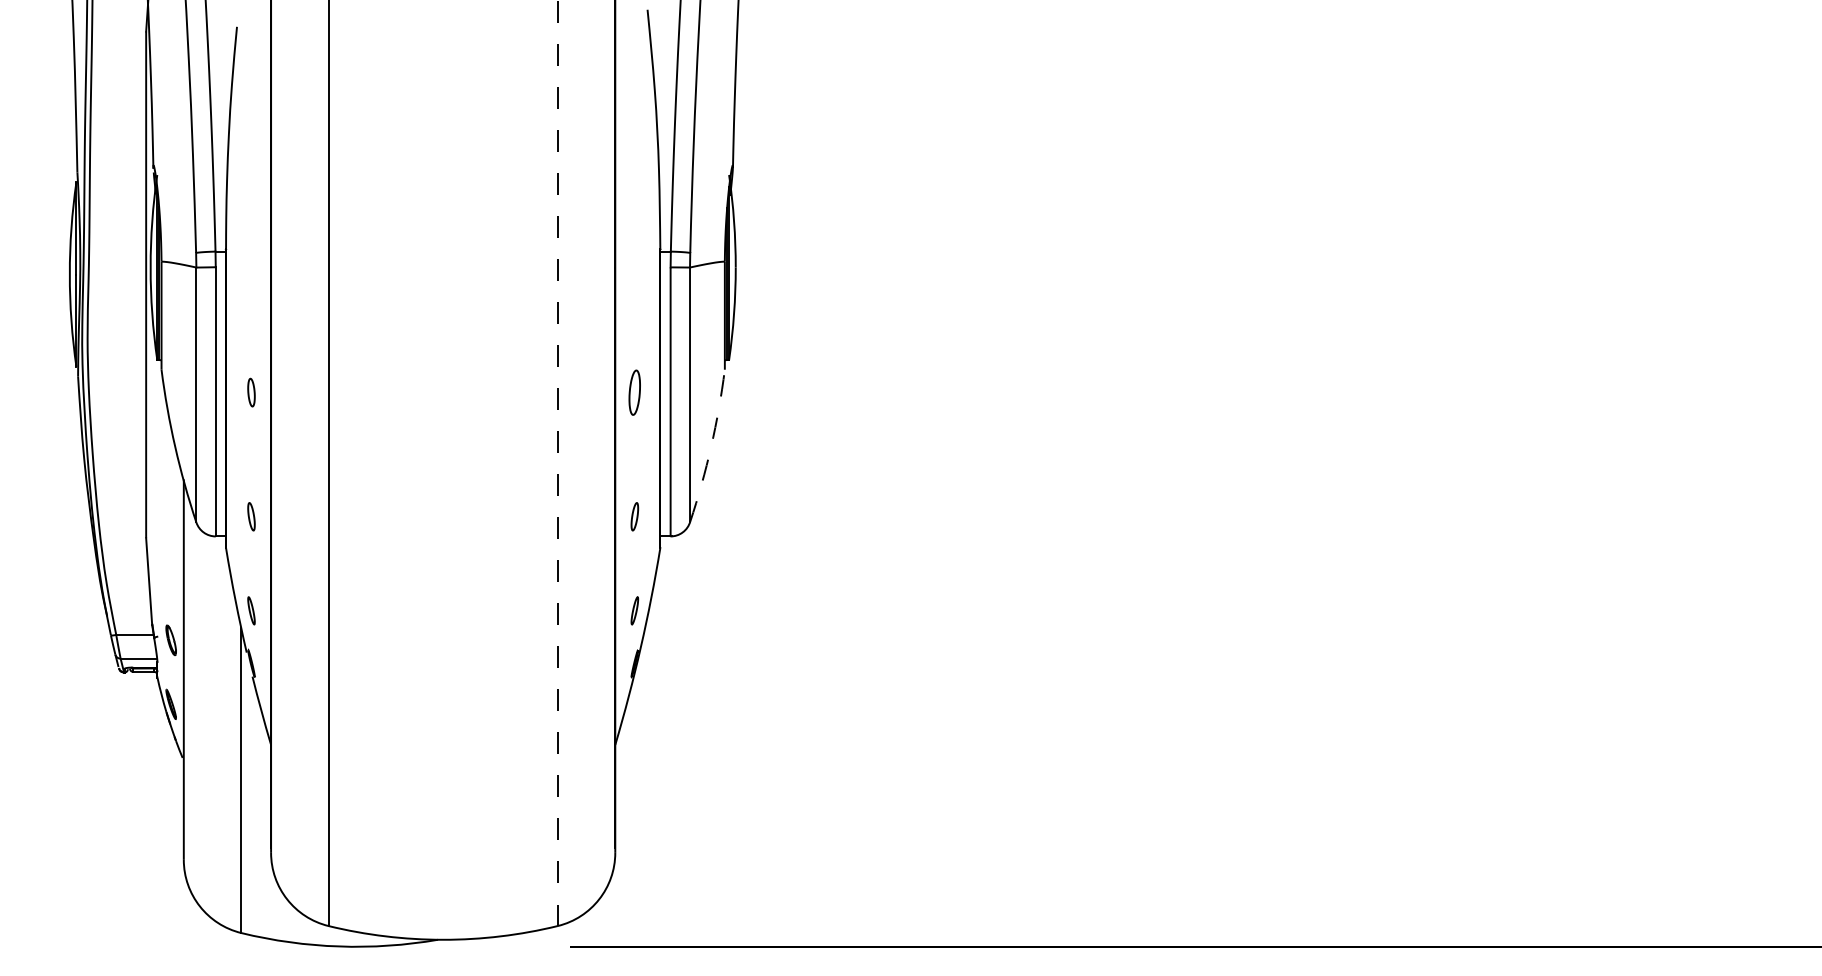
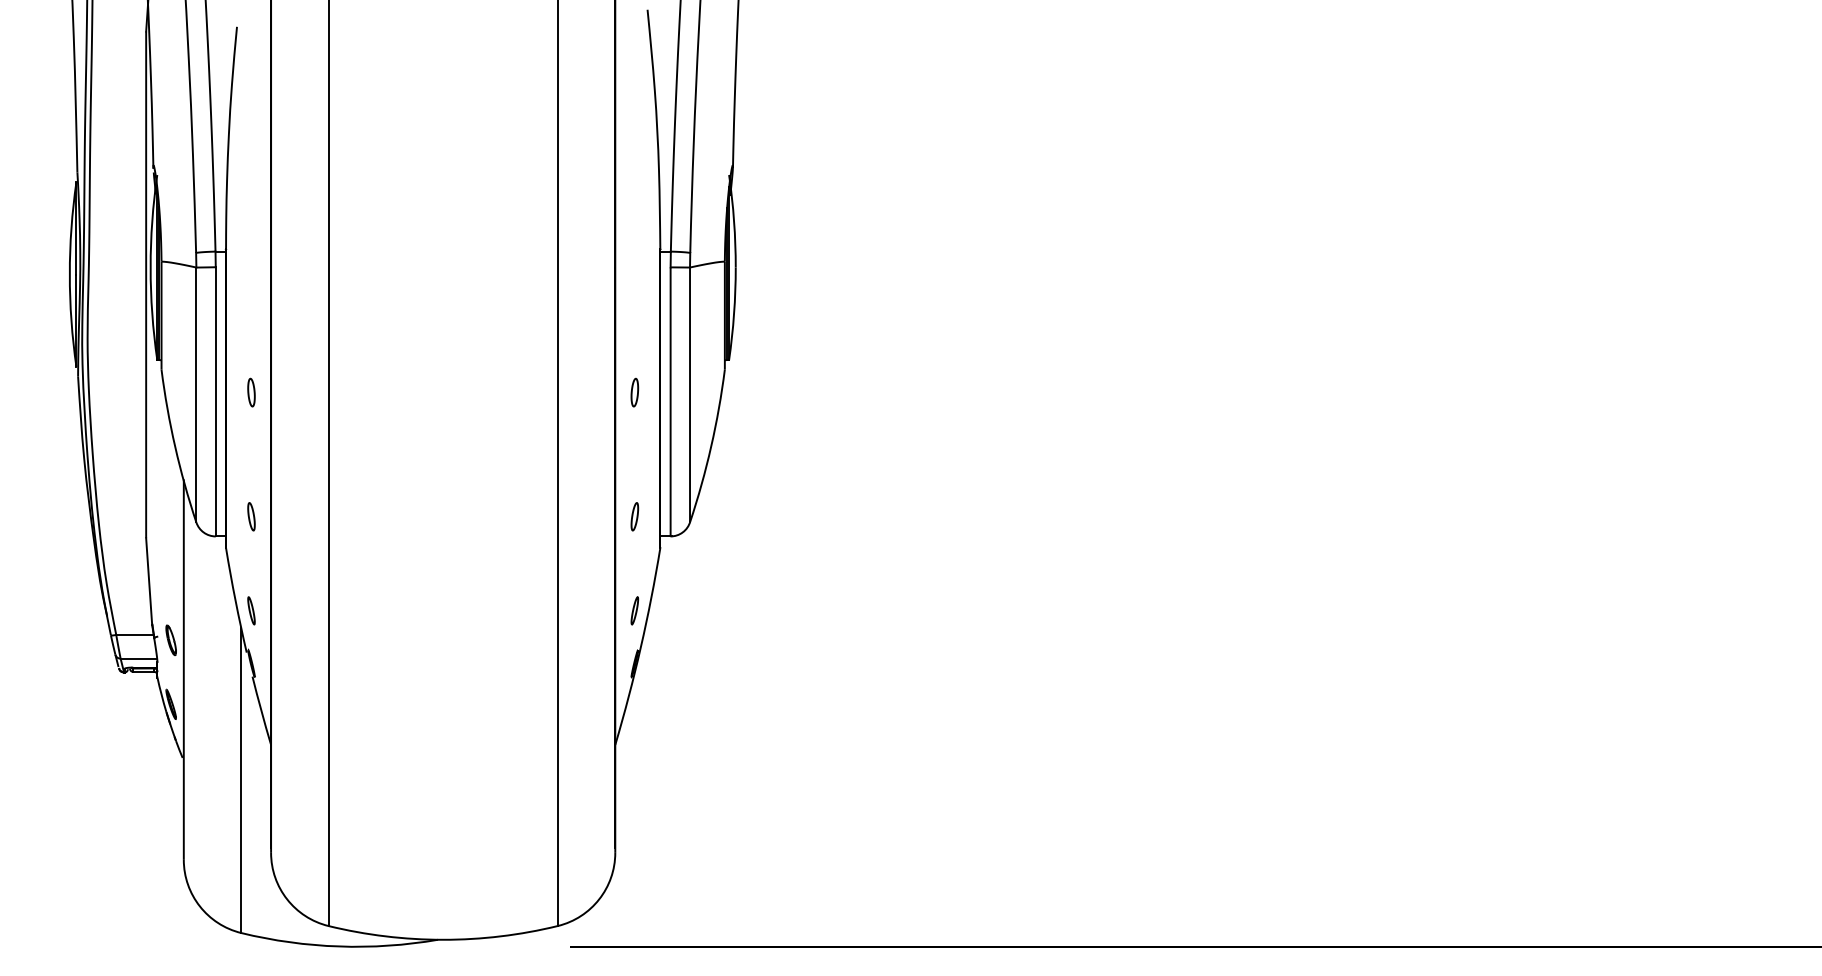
part size: 13x47 px -> 10x31 px (634, 392)
arc: dashed -> solid (711, 446)
line: dashed -> solid (557, 463)
